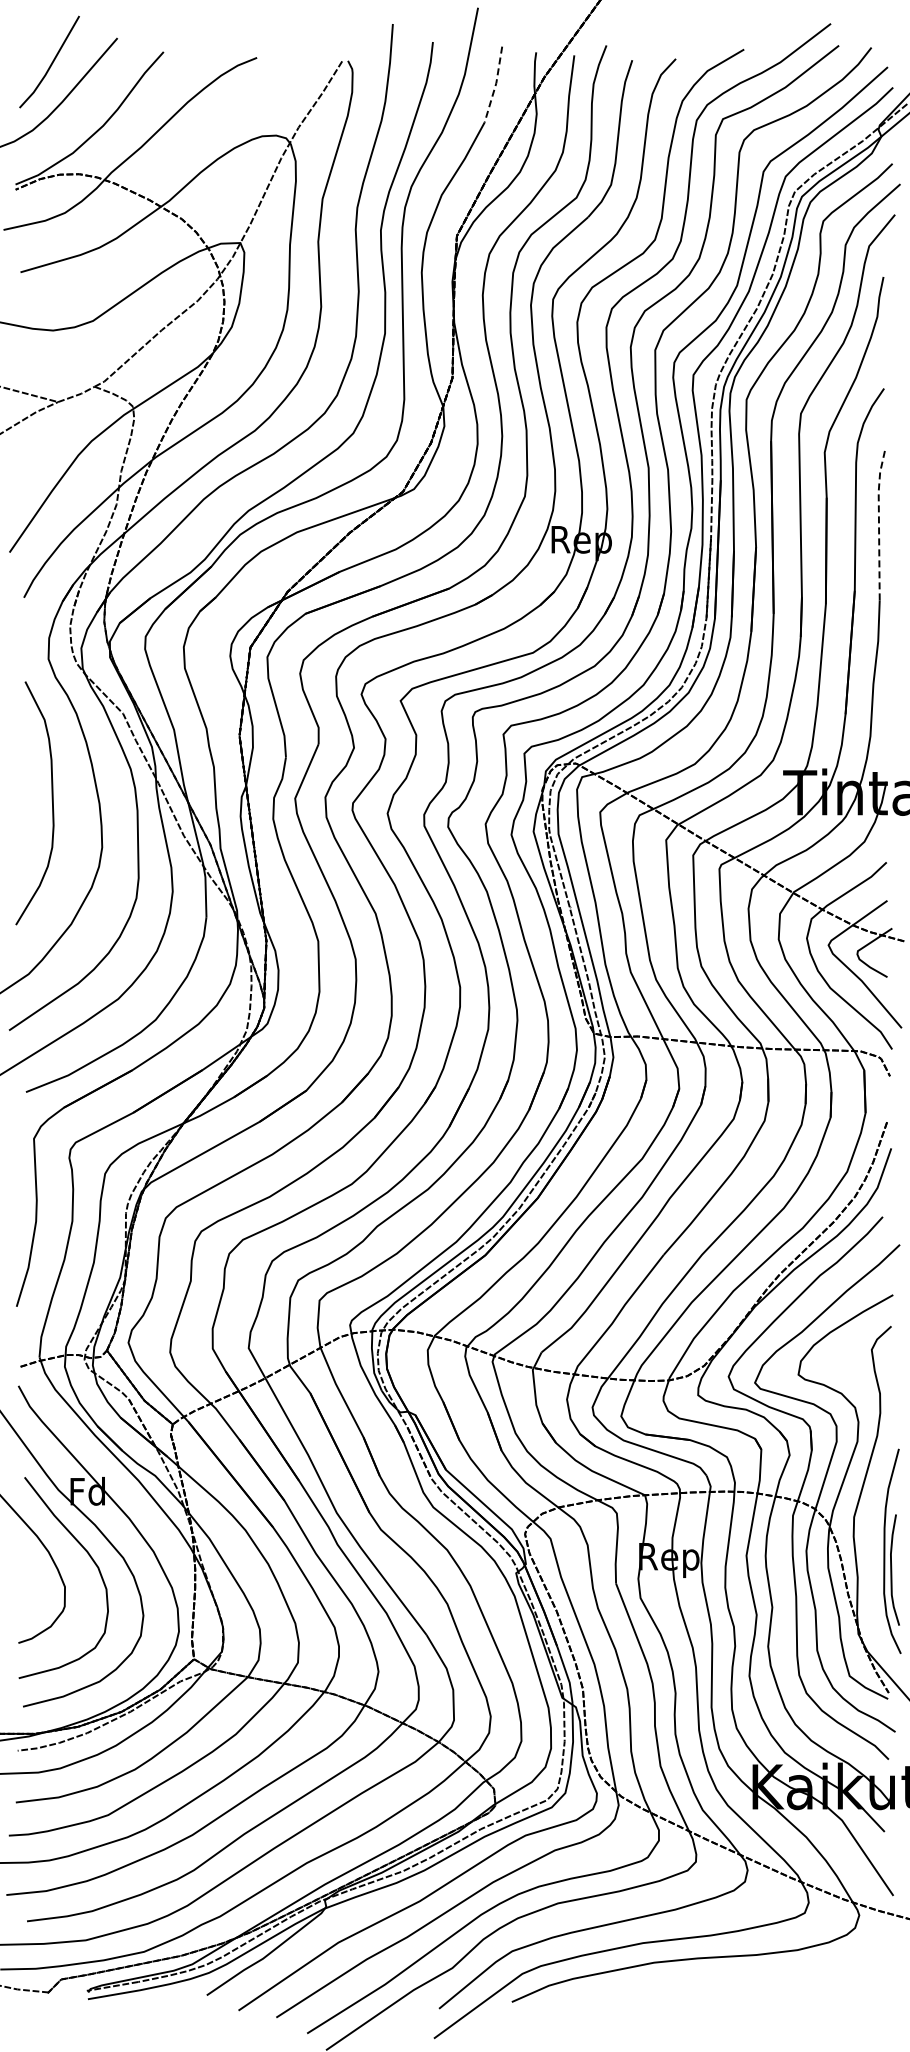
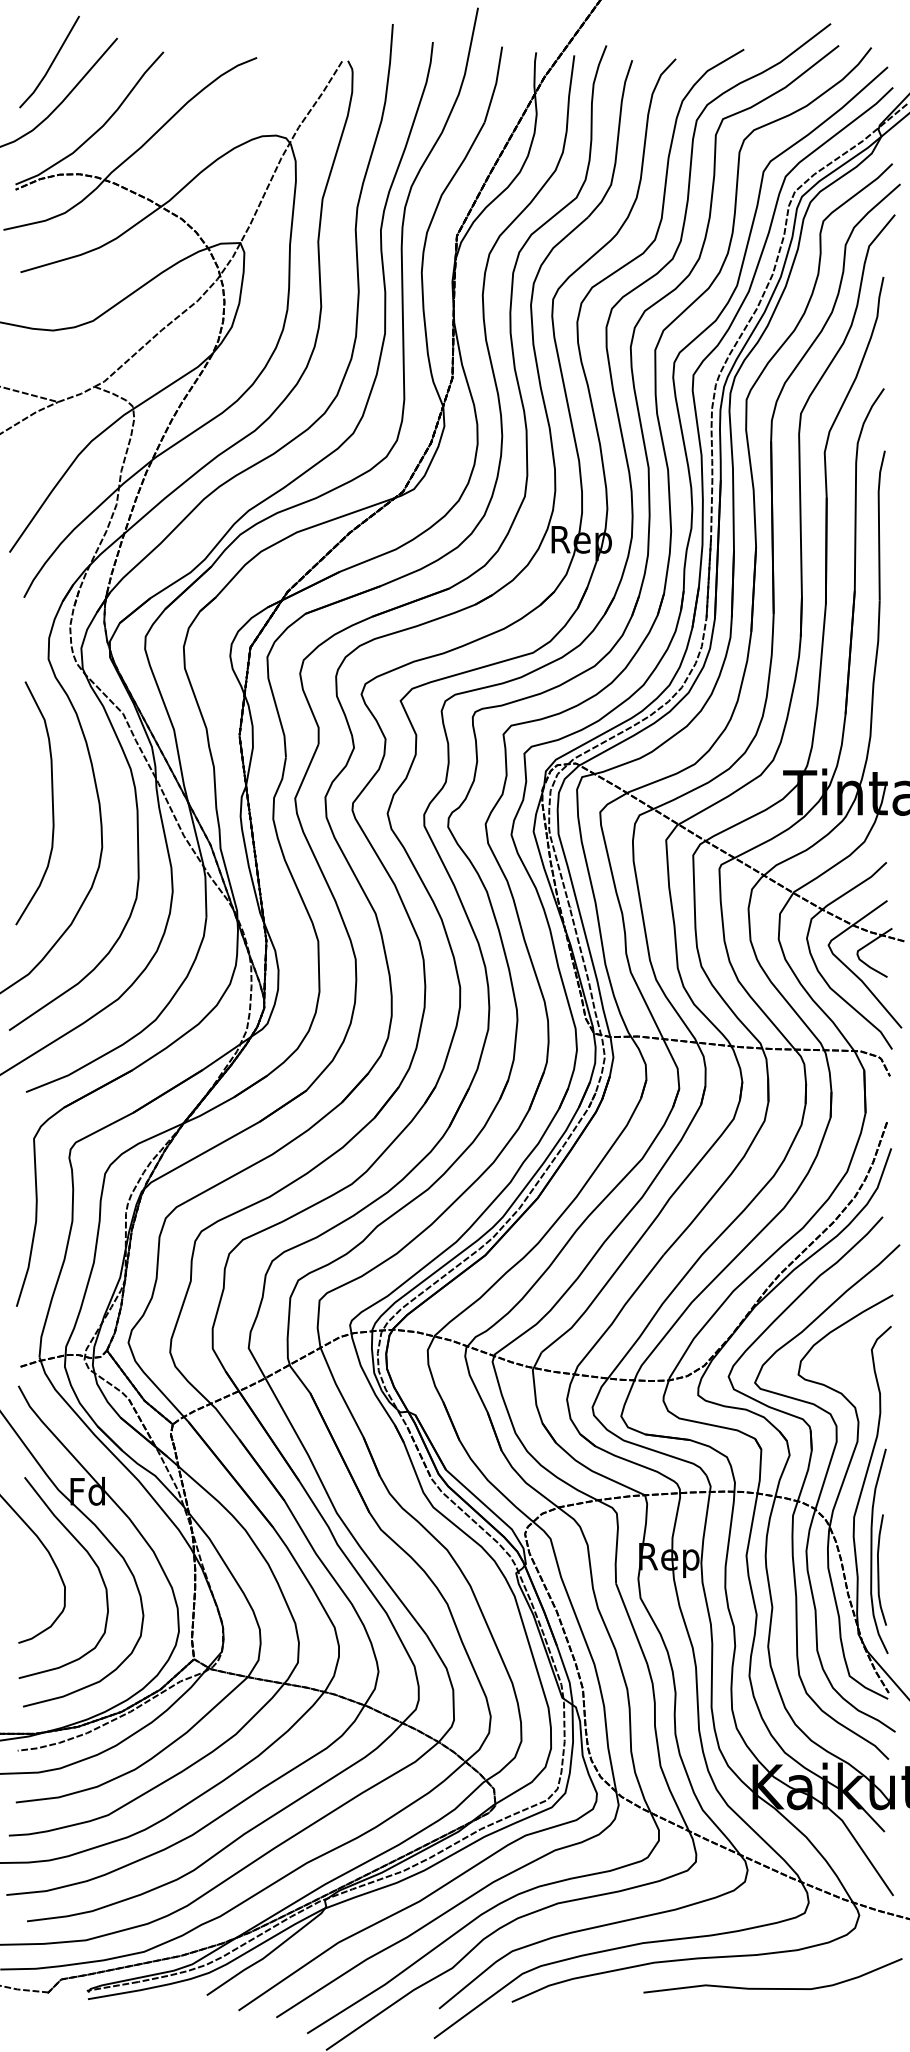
line: dashed -> solid (496, 84)
line: dashed -> solid (878, 523)
part position: (892, 1550) -> (879, 1550) (879, 1550)
curve: none -> present (772, 1988)
